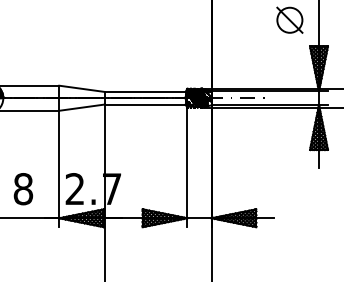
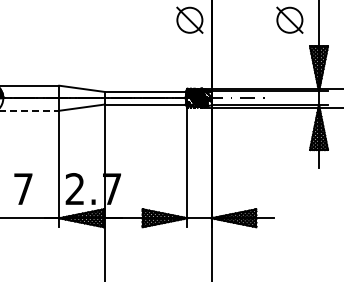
part: none -> present (189, 19)
line: solid -> dashed (30, 110)
text: 8 -> 7 (23, 189)
